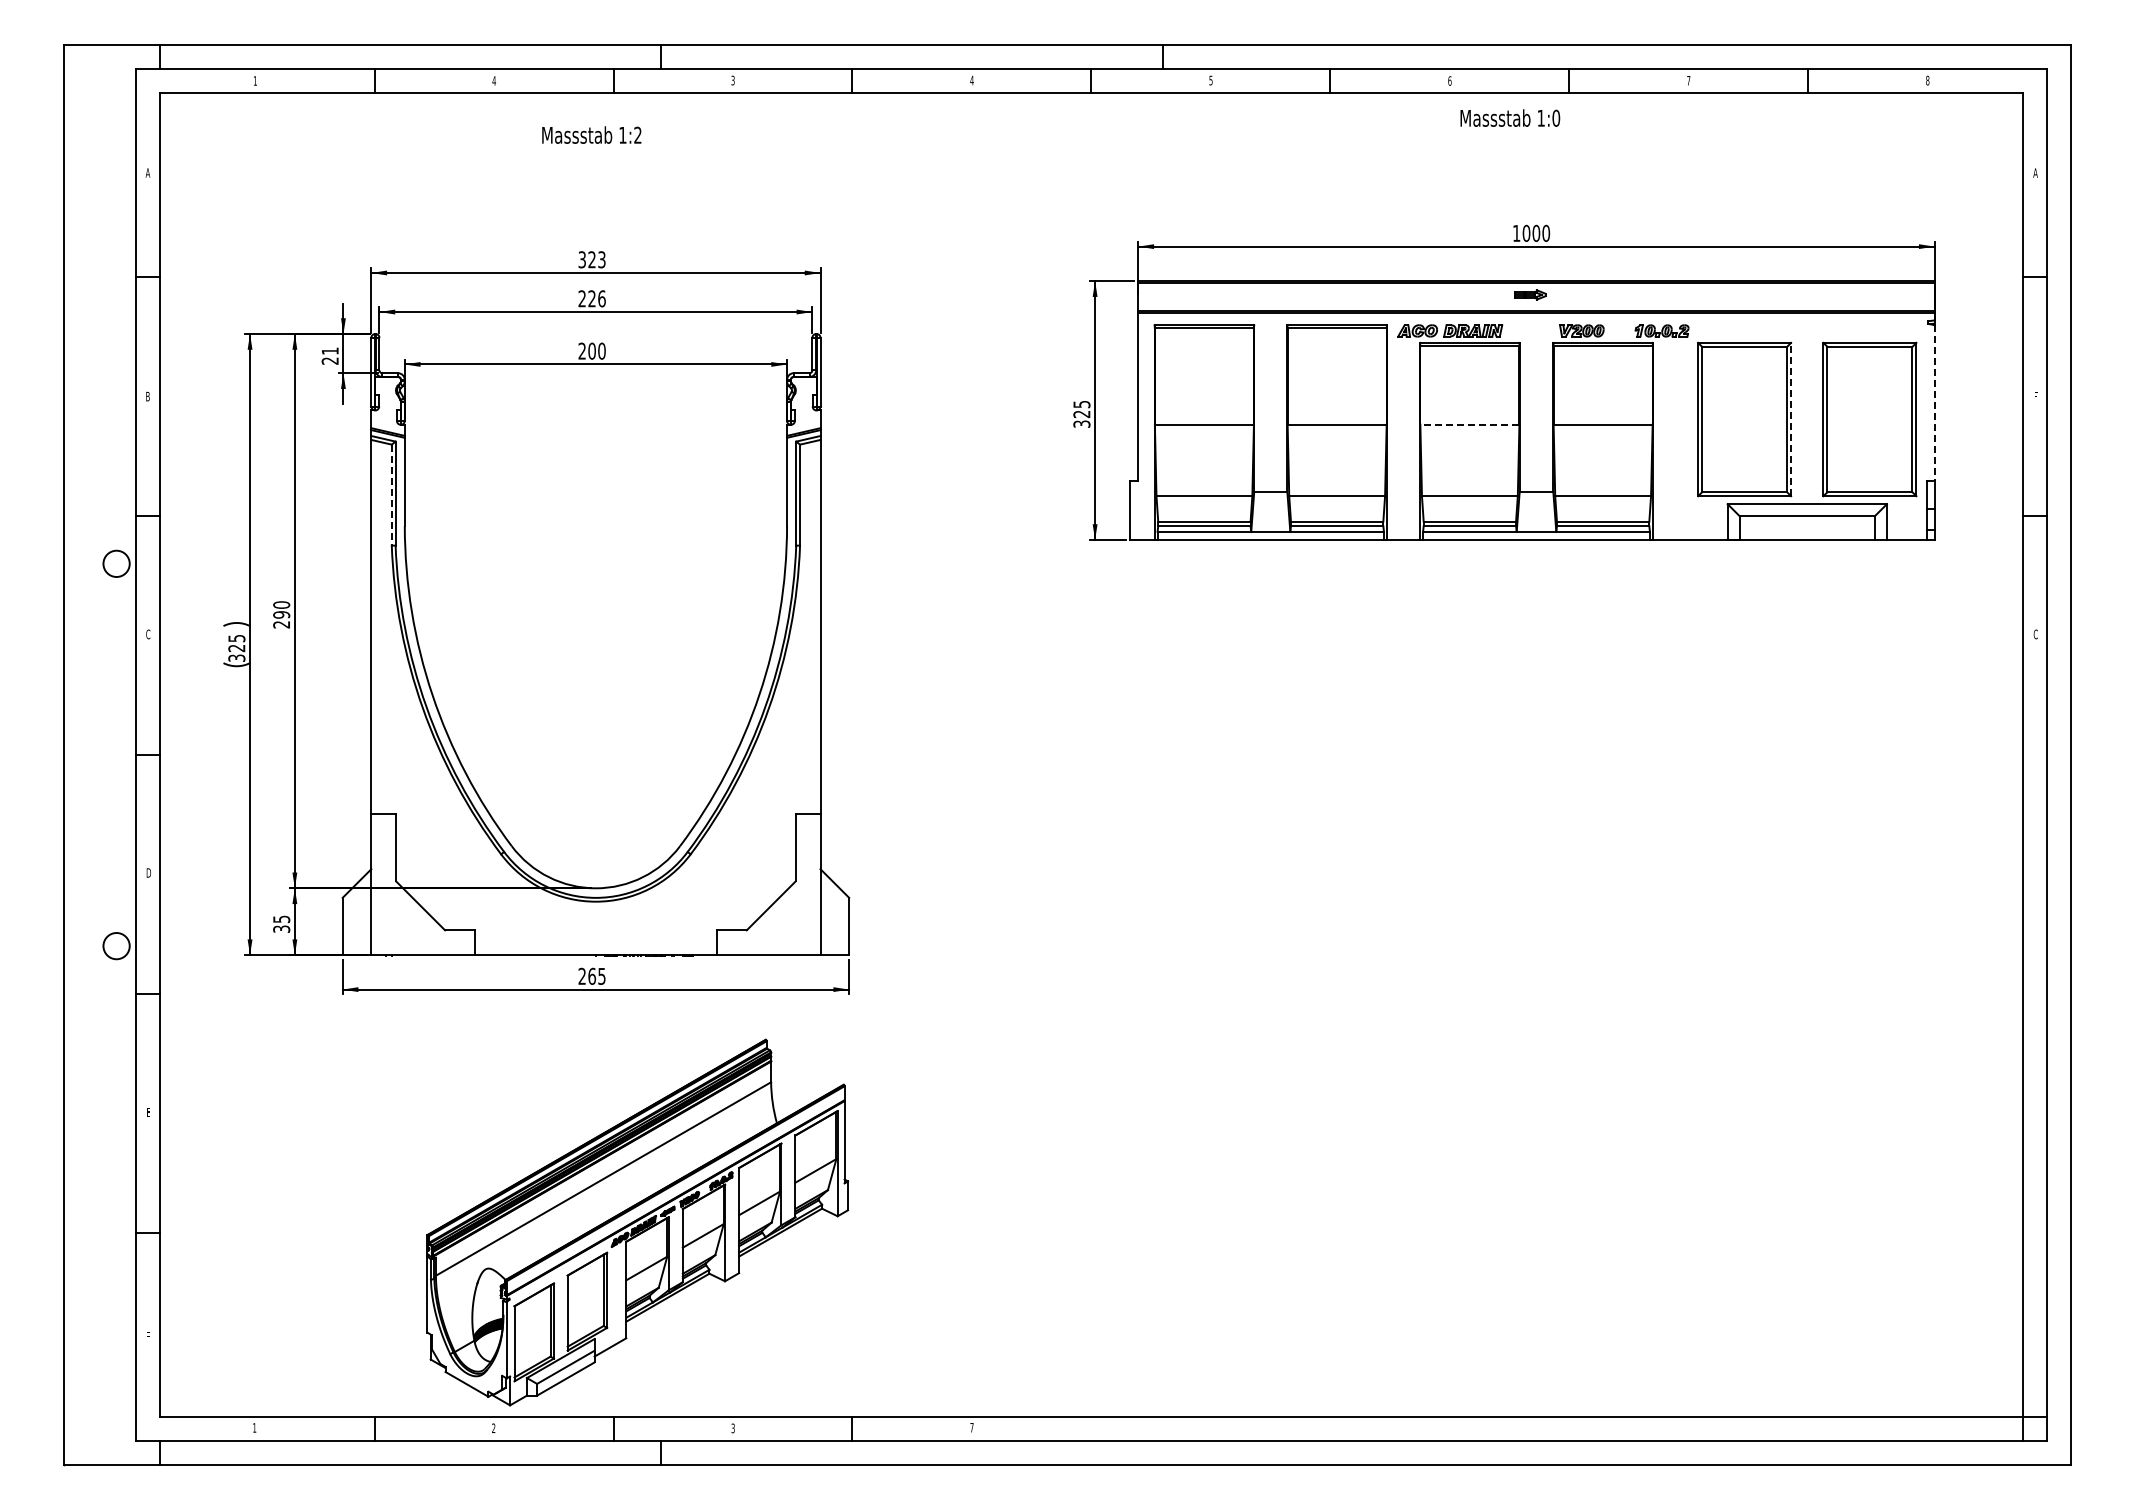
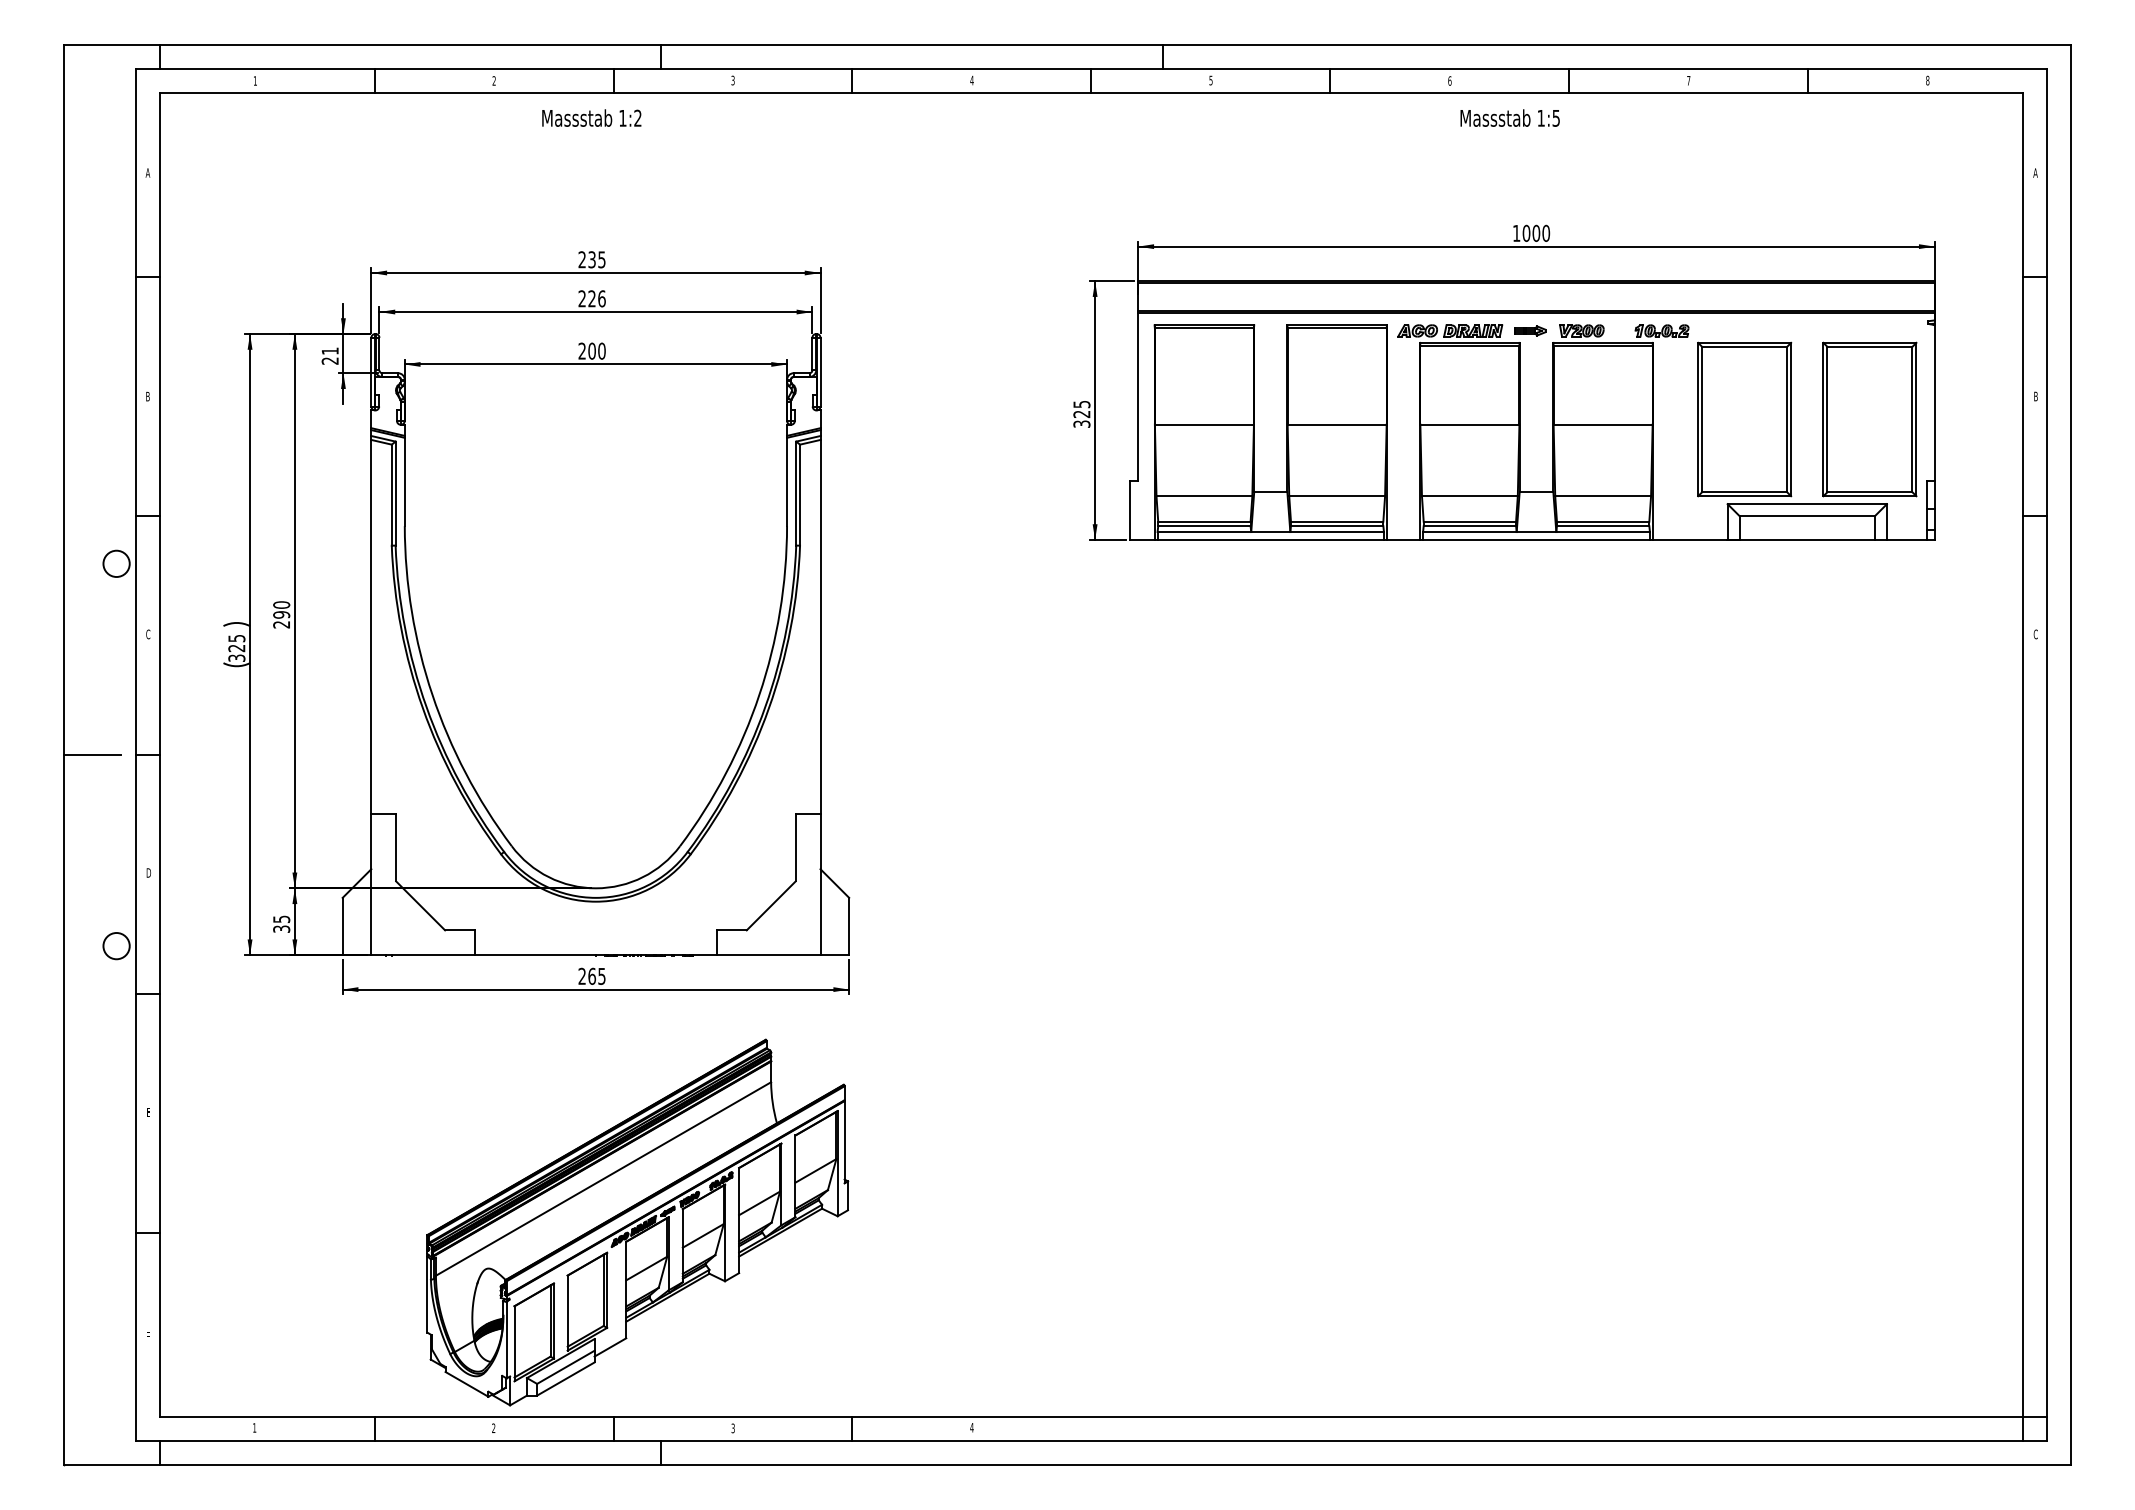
text: 4 -> 2 (493, 80)
text: 1:0 -> 1:5 (1556, 117)
text position: (591, 134) -> (591, 117) (591, 117)
text: 323 -> 235 (591, 259)
part position: (1530, 294) -> (1530, 330) (1530, 330)
text: F -> B (2035, 396)
line: dashed -> solid (1934, 403)
line: dashed -> solid (1791, 419)
line: dashed -> solid (1469, 424)
line: dashed -> solid (391, 495)
line: none -> present (92, 755)
text: 7 -> 4 (971, 1427)
